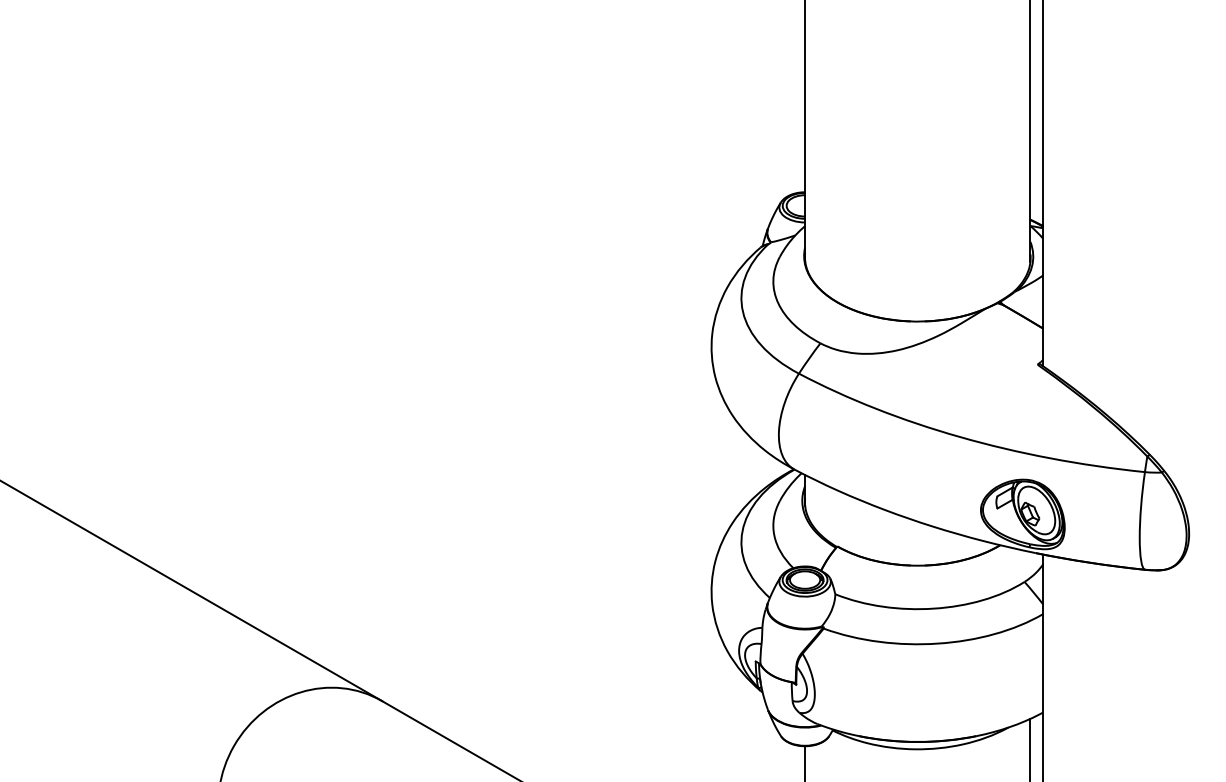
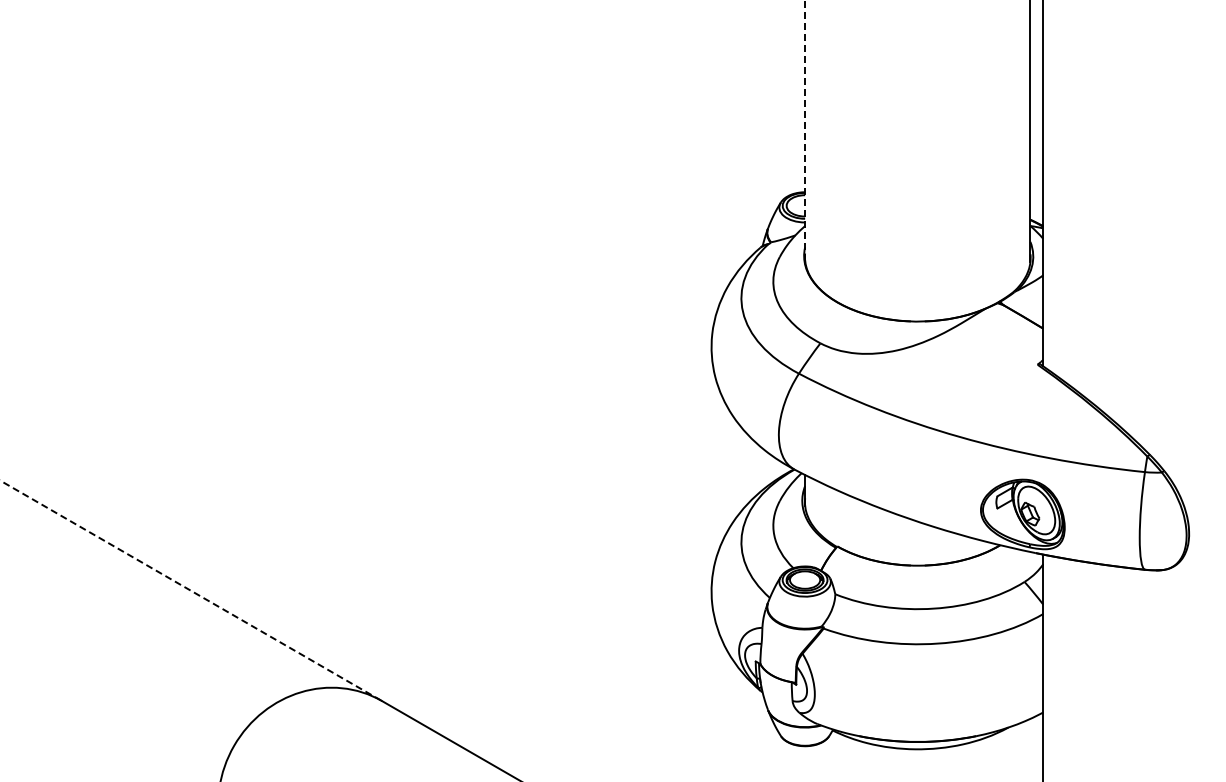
line: solid -> dashed (805, 131)
line: solid -> dashed (191, 591)
line: present -> none (1030, 748)
line: present -> none (805, 762)
